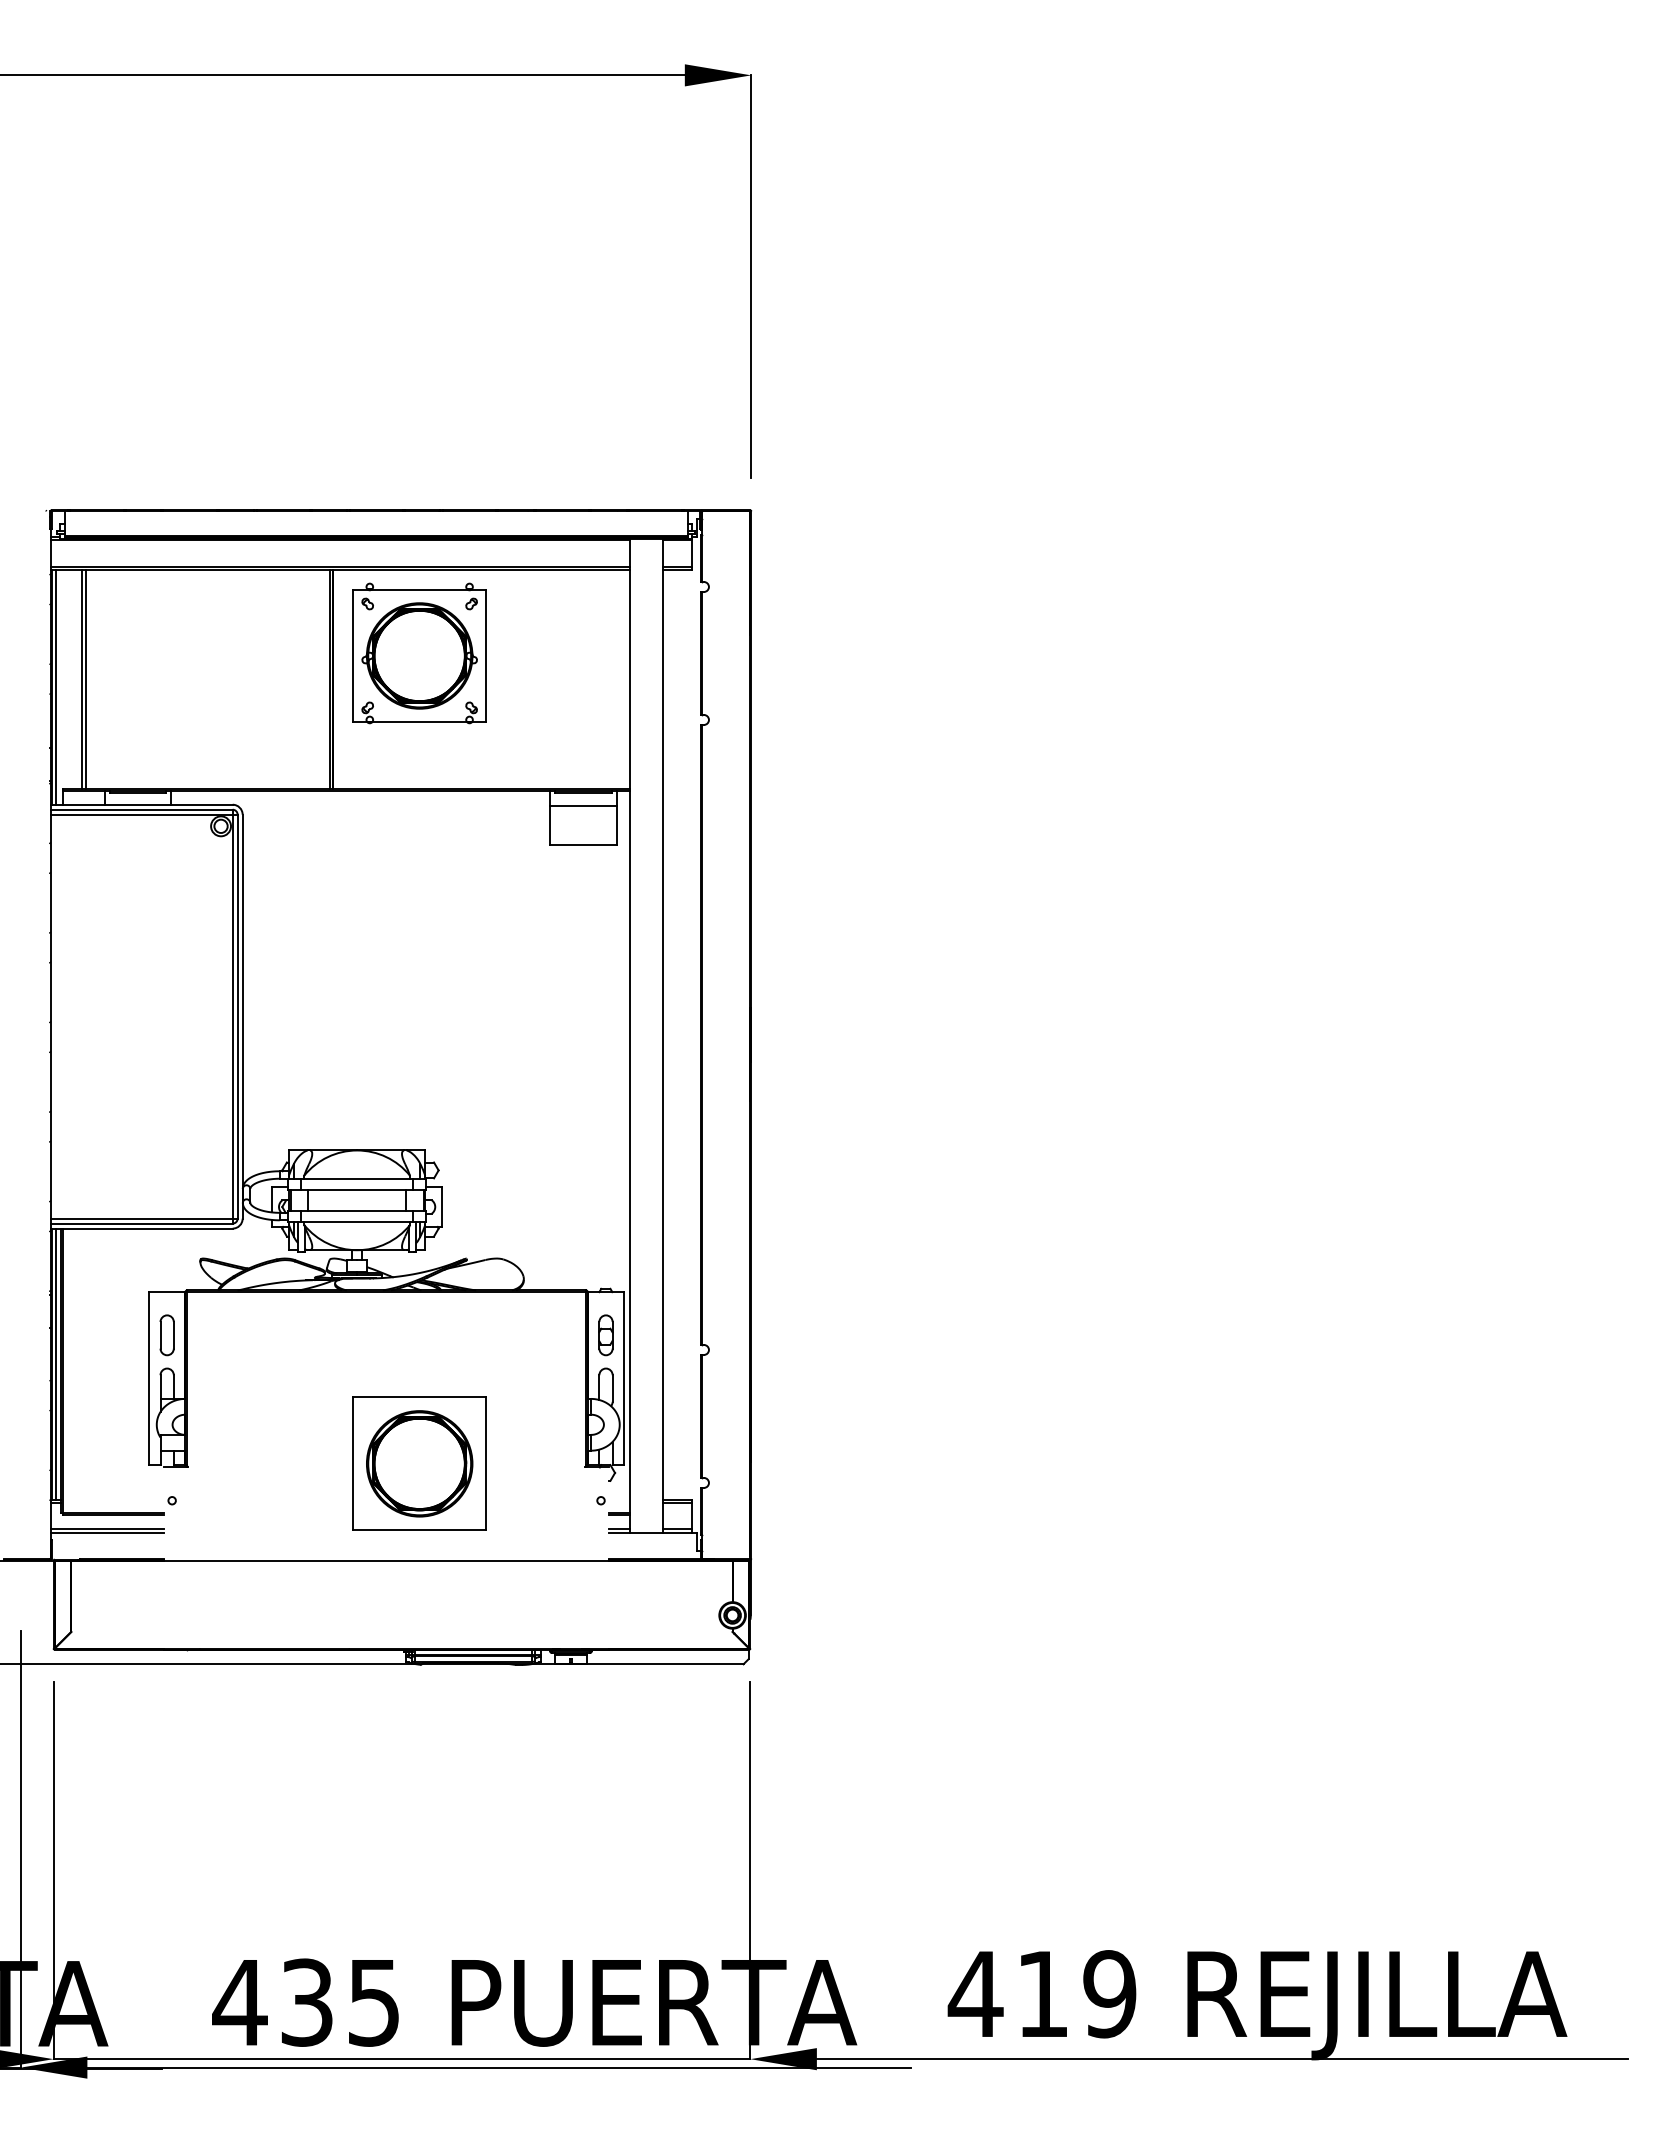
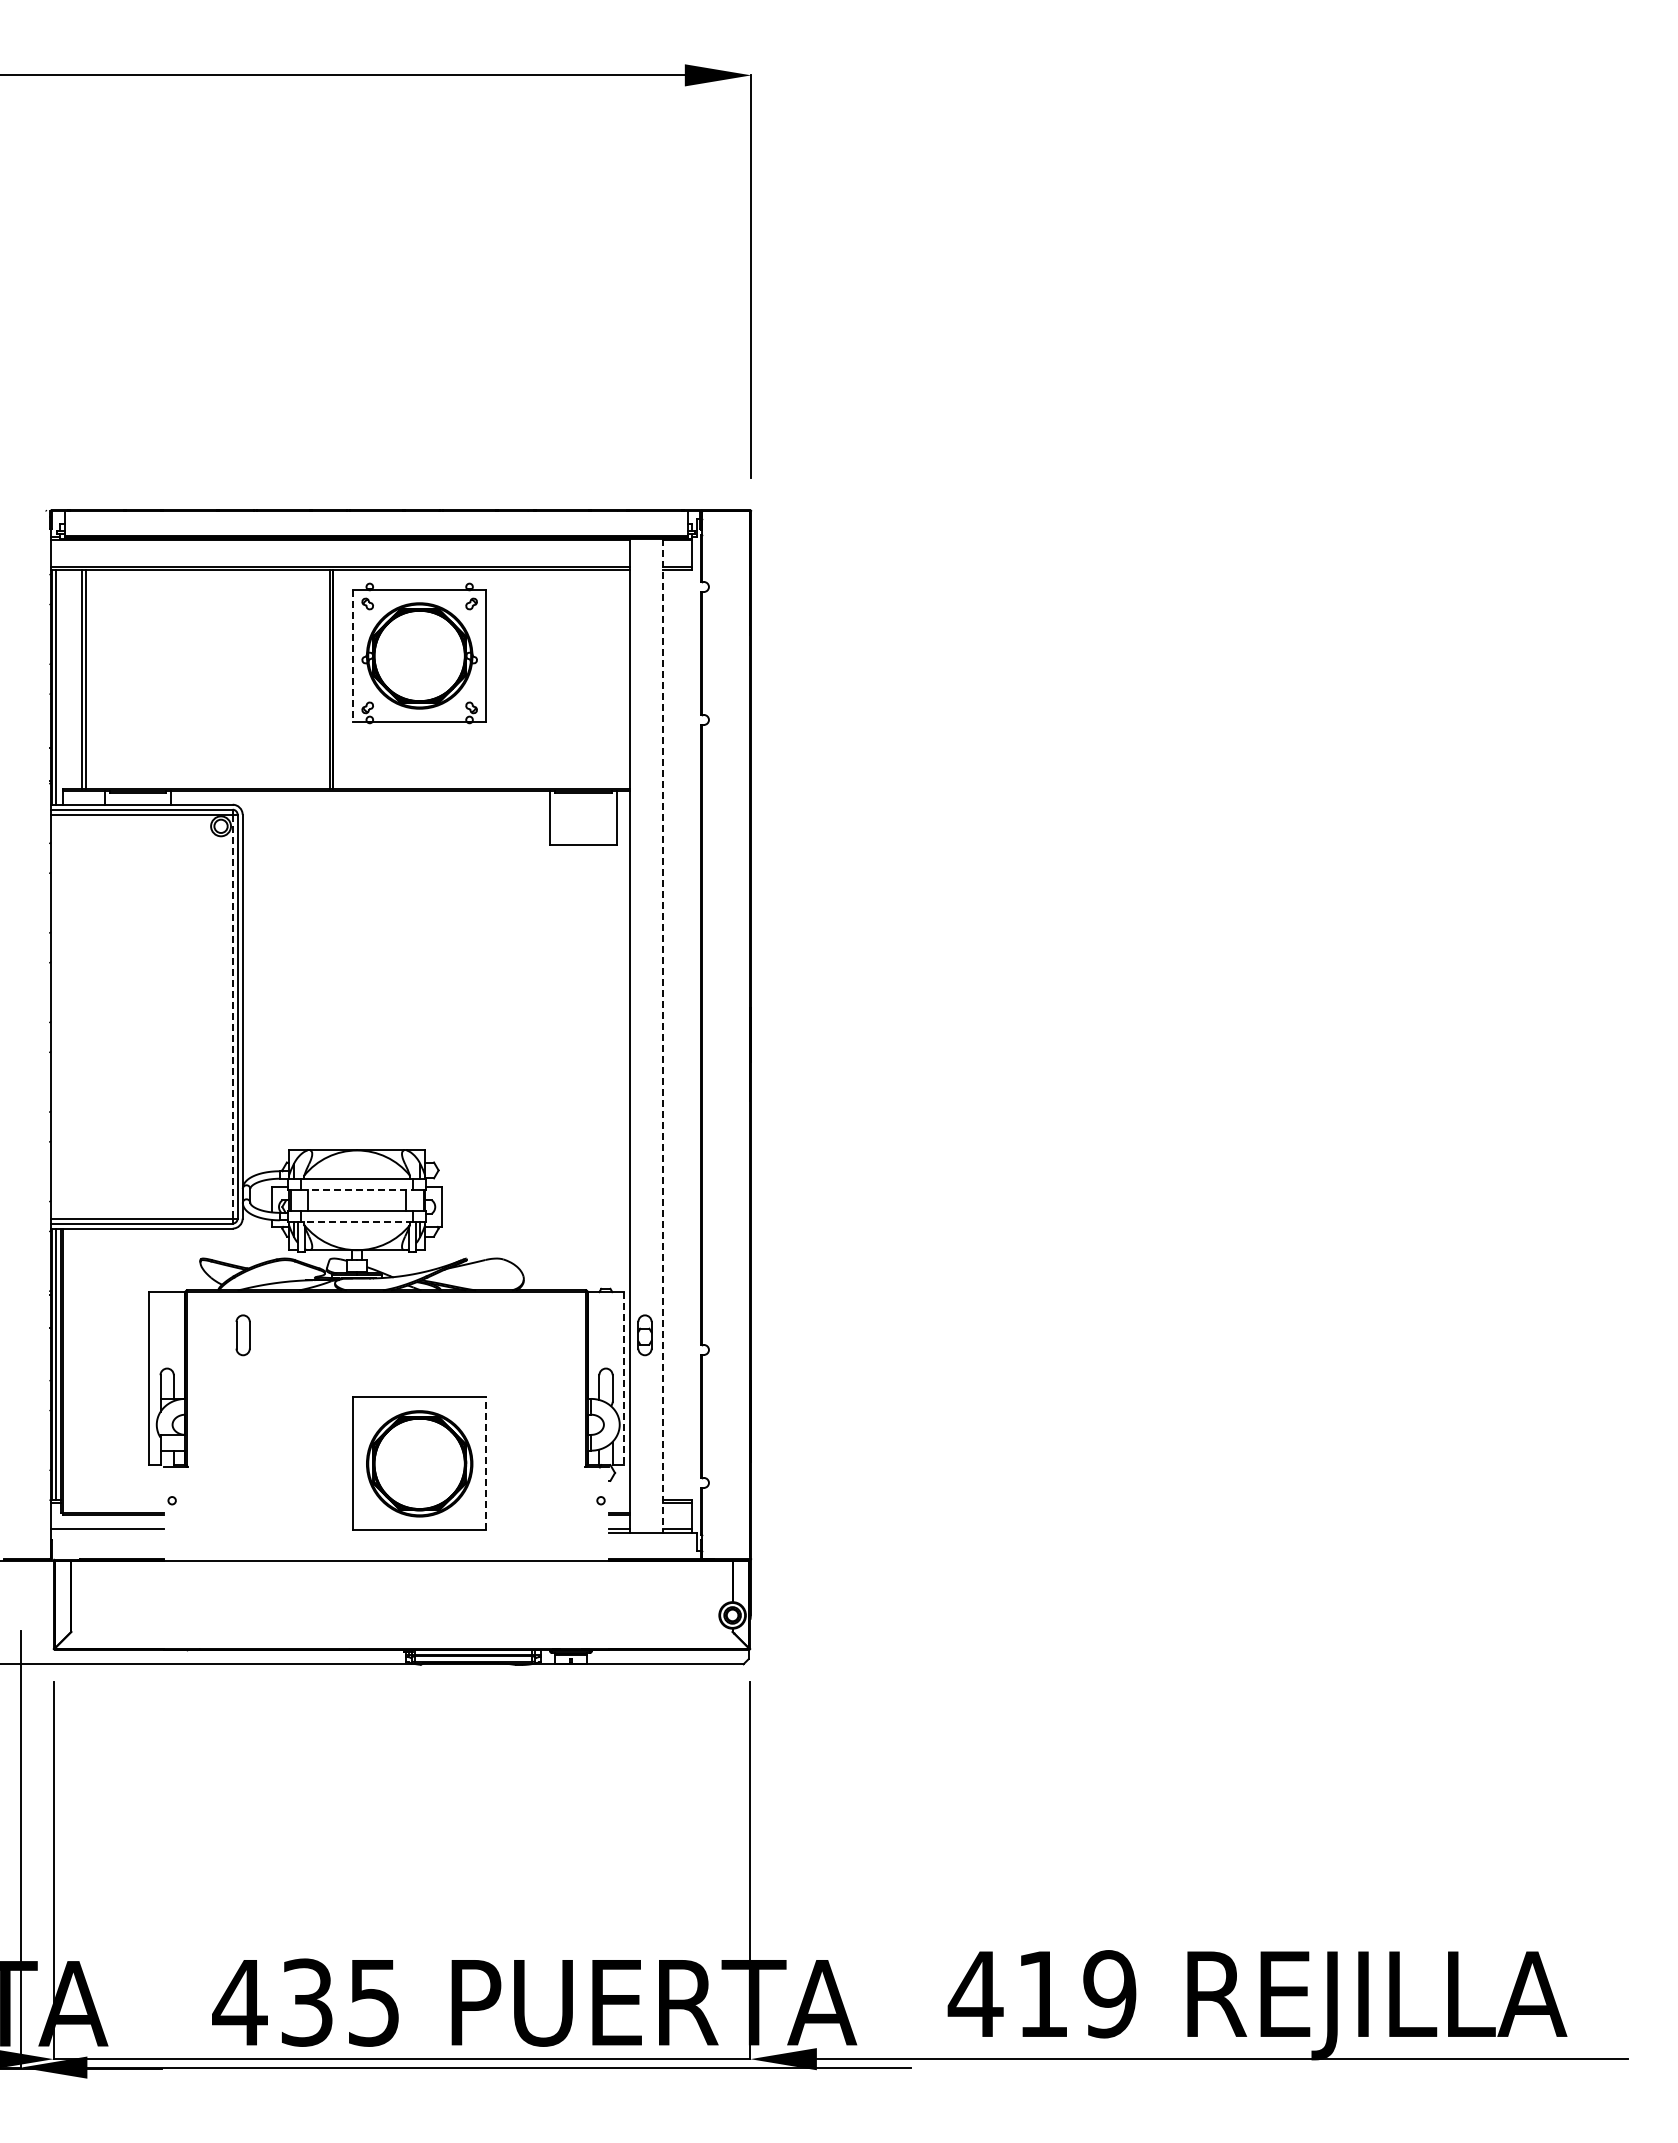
line: solid -> dashed (353, 656)
line: present -> none (583, 806)
line: solid -> dashed (232, 1016)
line: solid -> dashed (663, 1036)
line: solid -> dashed (357, 1189)
line: solid -> dashed (357, 1221)
part position: (166, 1335) -> (242, 1335) (242, 1335)
part position: (605, 1335) -> (644, 1335) (644, 1335)
line: solid -> dashed (624, 1379)
line: solid -> dashed (486, 1463)
line: present -> none (106, 1532)
